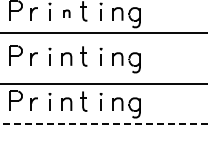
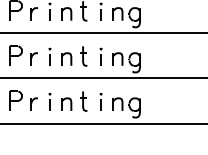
part size: 8x9 px -> 12x14 px (66, 13)
line position: (103, 84) -> (103, 78) (103, 78)
line: dashed -> solid (104, 123)
